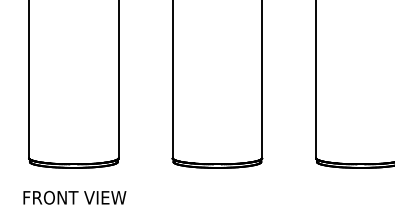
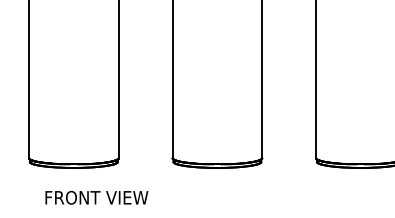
text position: (74, 197) -> (96, 197) (96, 197)
